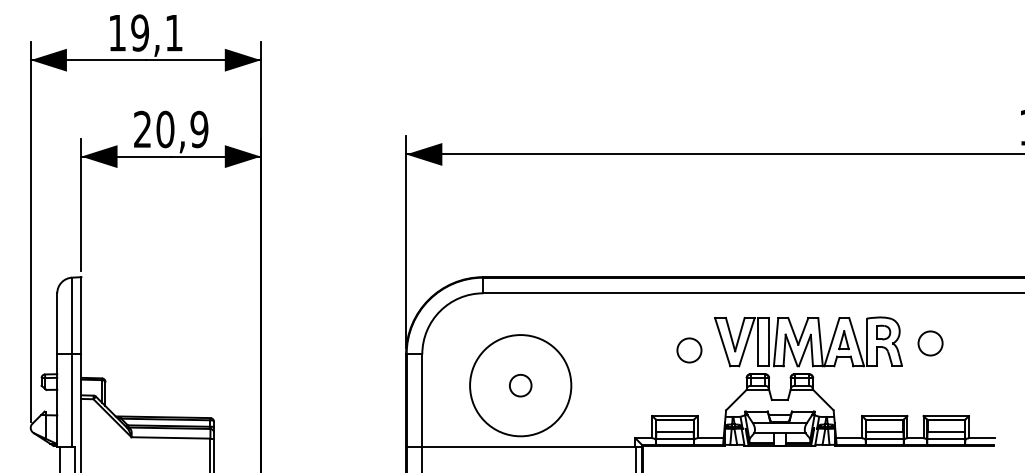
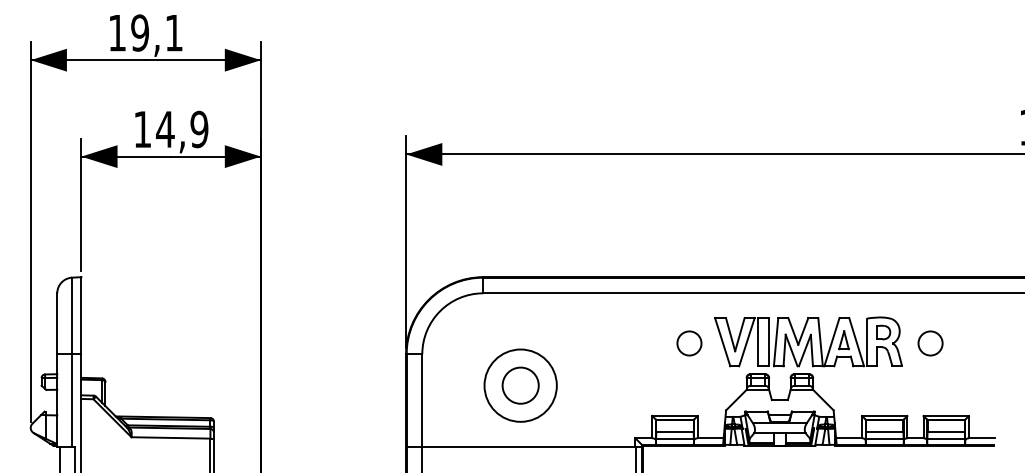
text: 20,9 -> 14,9 (154, 129)
circle position: (689, 350) -> (689, 343) (689, 343)
circle diameter: 101 px -> 72 px (520, 385)
circle diameter: 22 px -> 36 px (520, 385)
